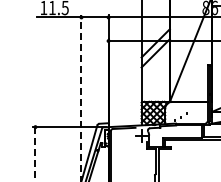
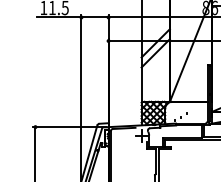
line: dashed -> solid (81, 97)
line: dashed -> solid (35, 155)
